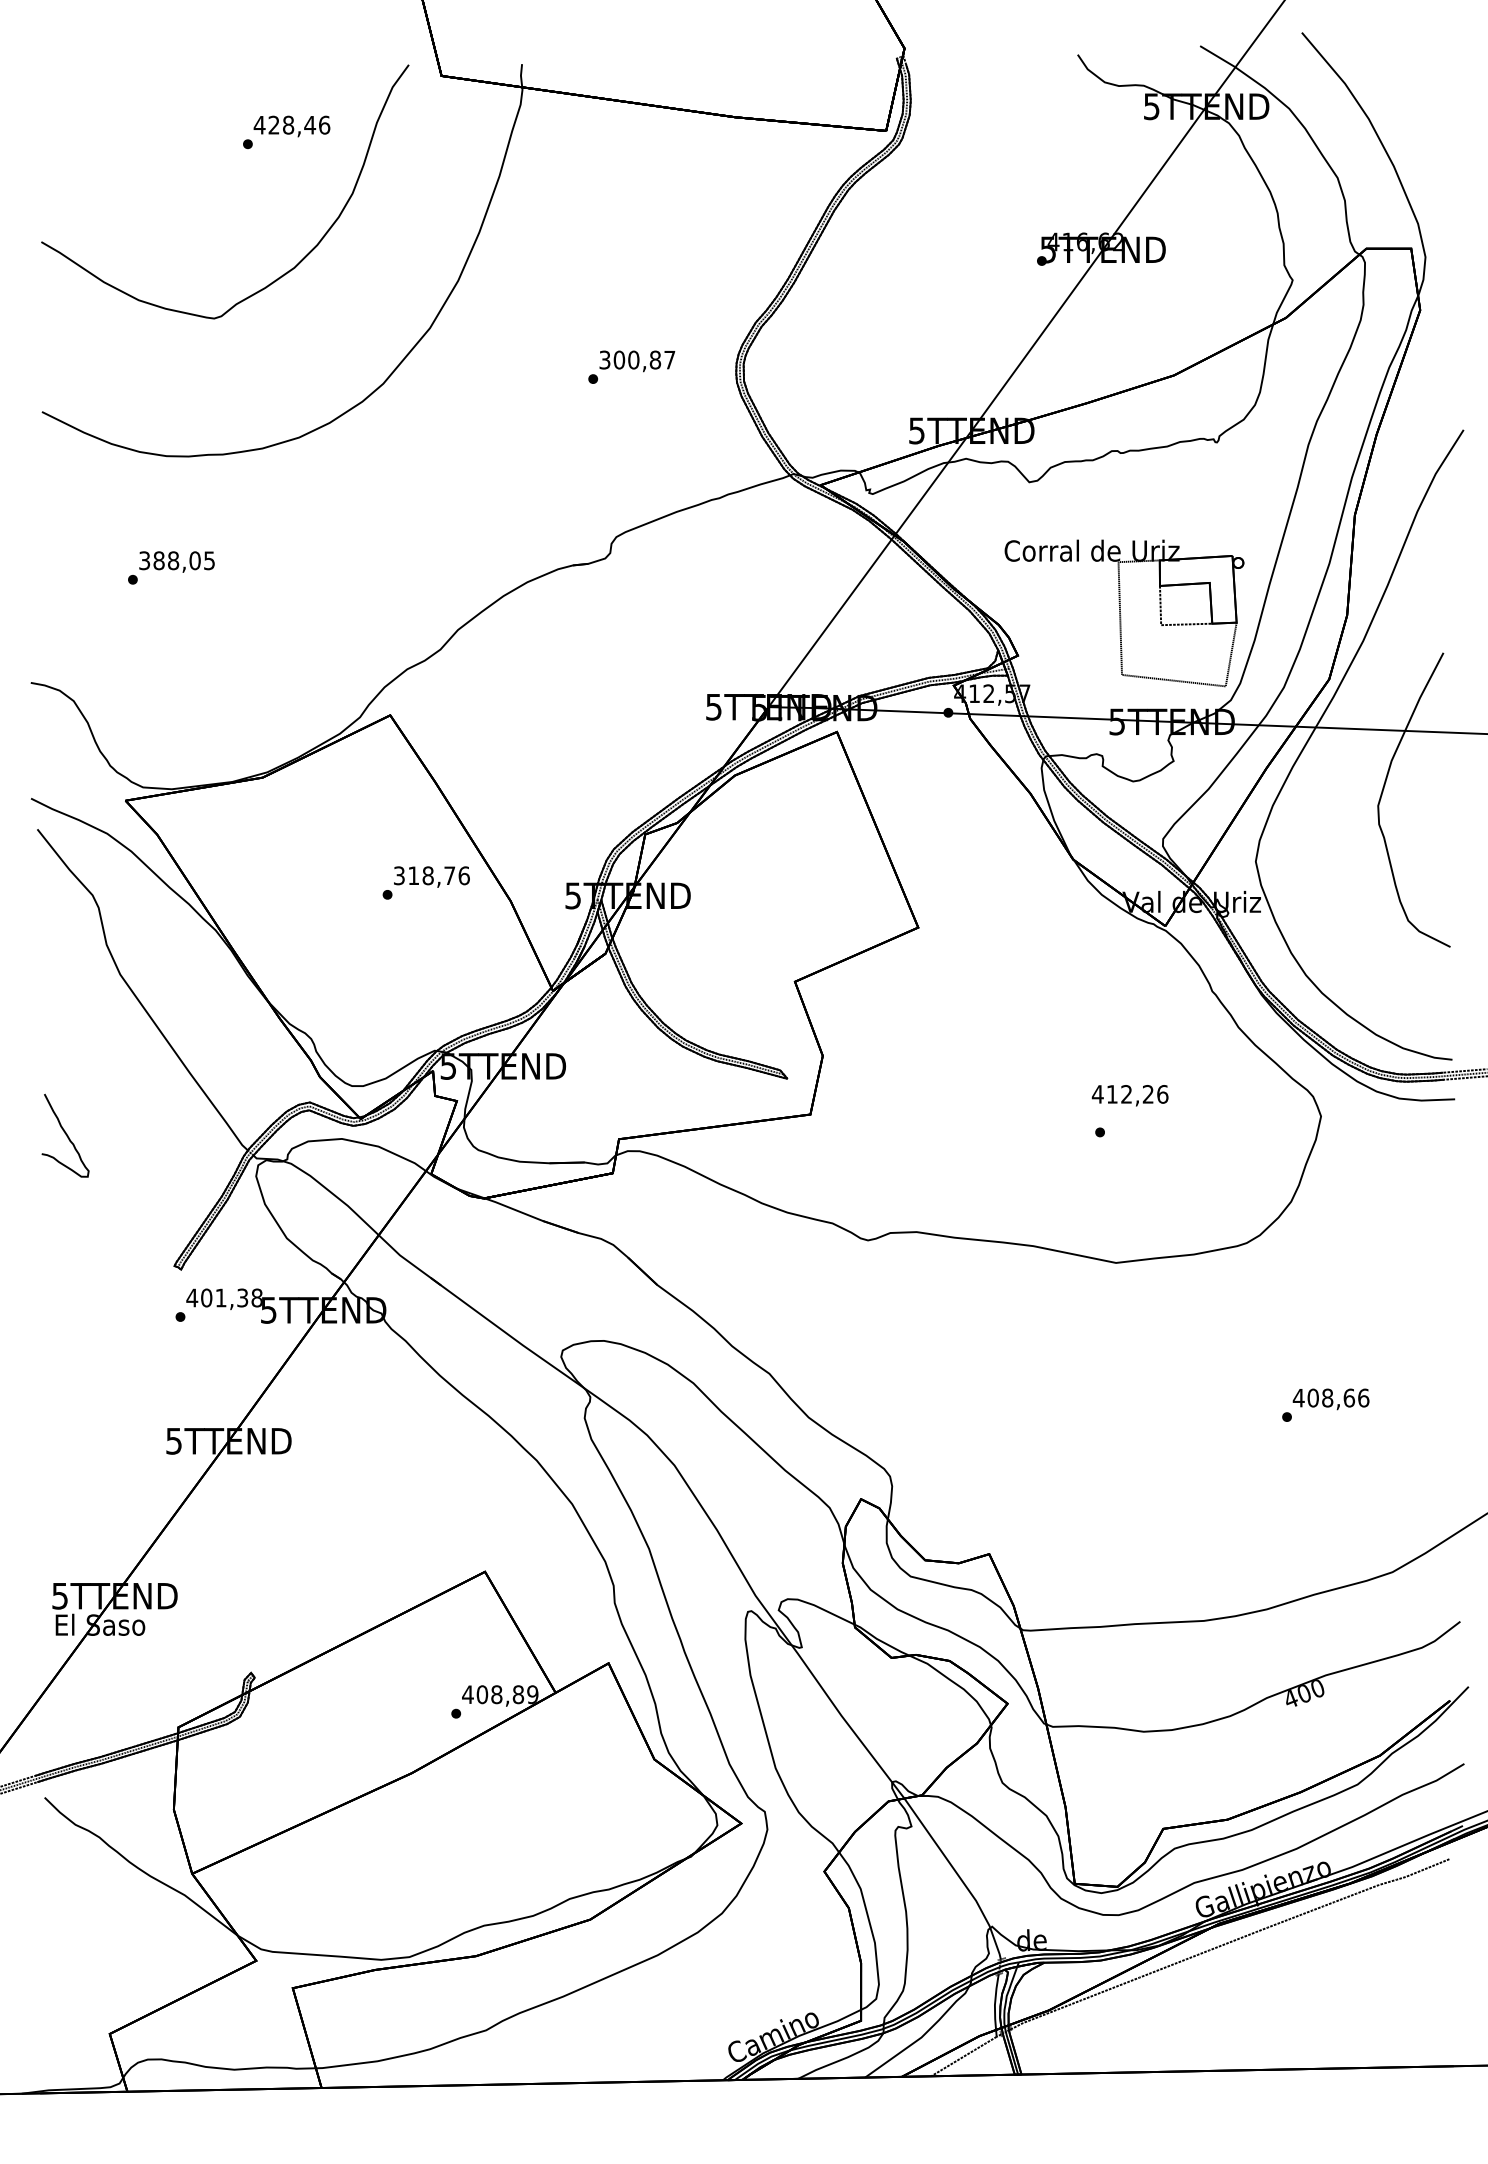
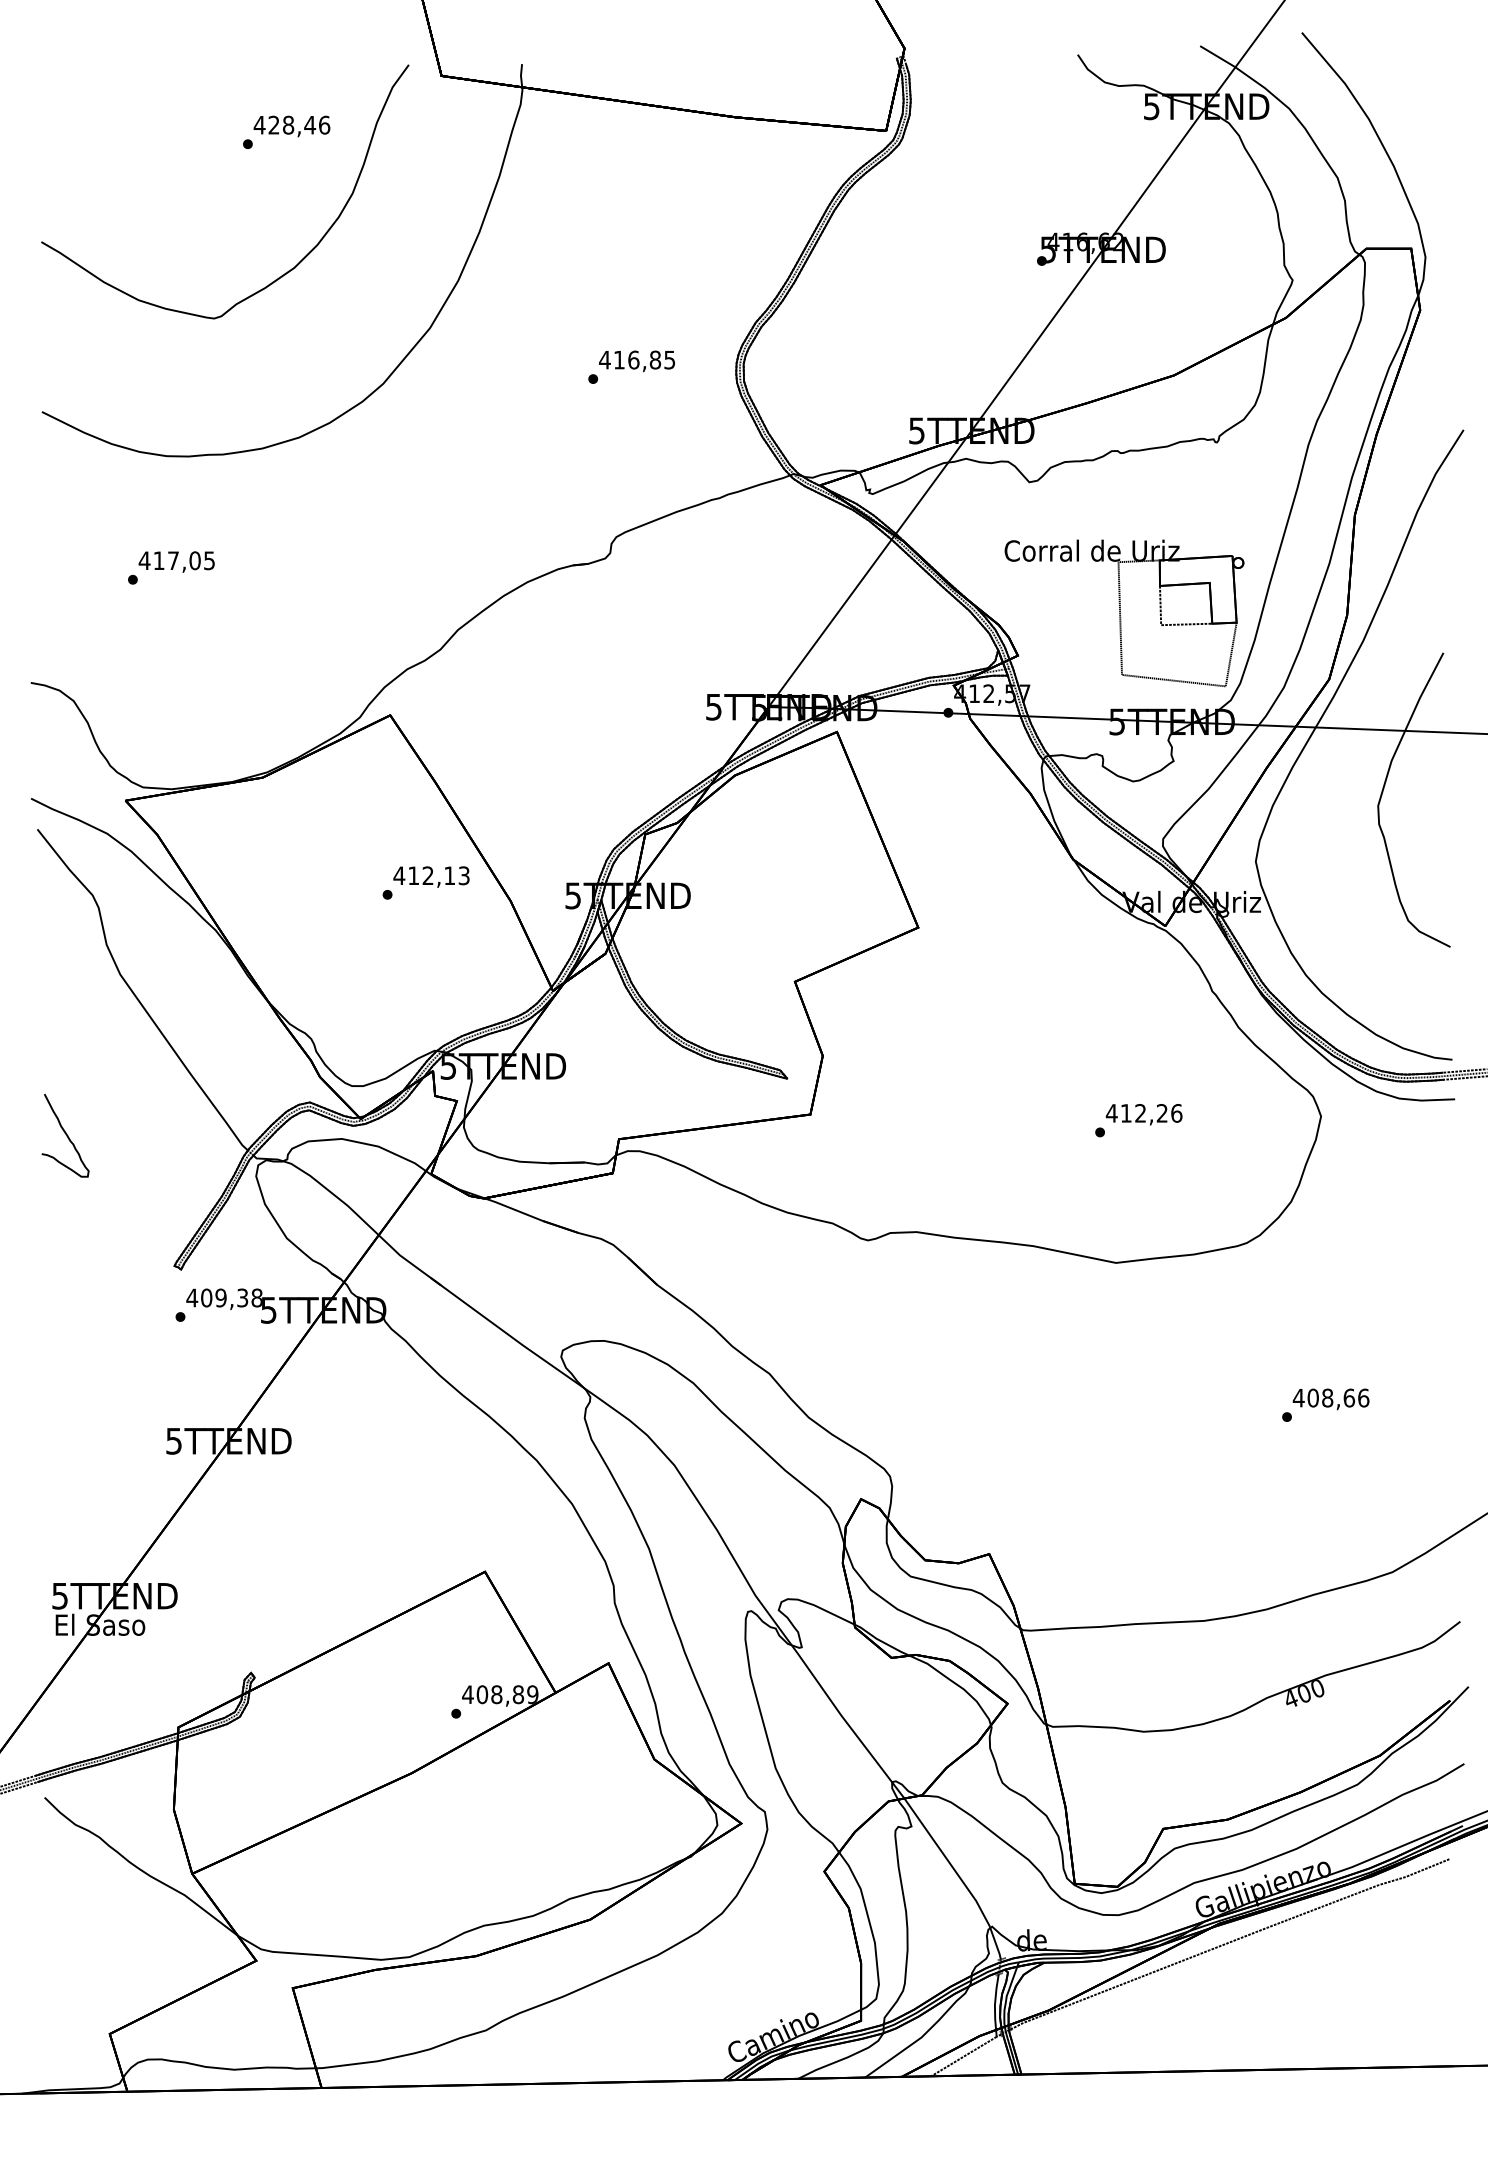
text: 300,87 -> 416,85 (637, 359)
text: 388,05 -> 417,05 (158, 560)
text: 318,76 -> 412,13 (431, 875)
text position: (1129, 1095) -> (1143, 1114) (1143, 1114)
text: 401,38 -> 409,38 (220, 1297)
